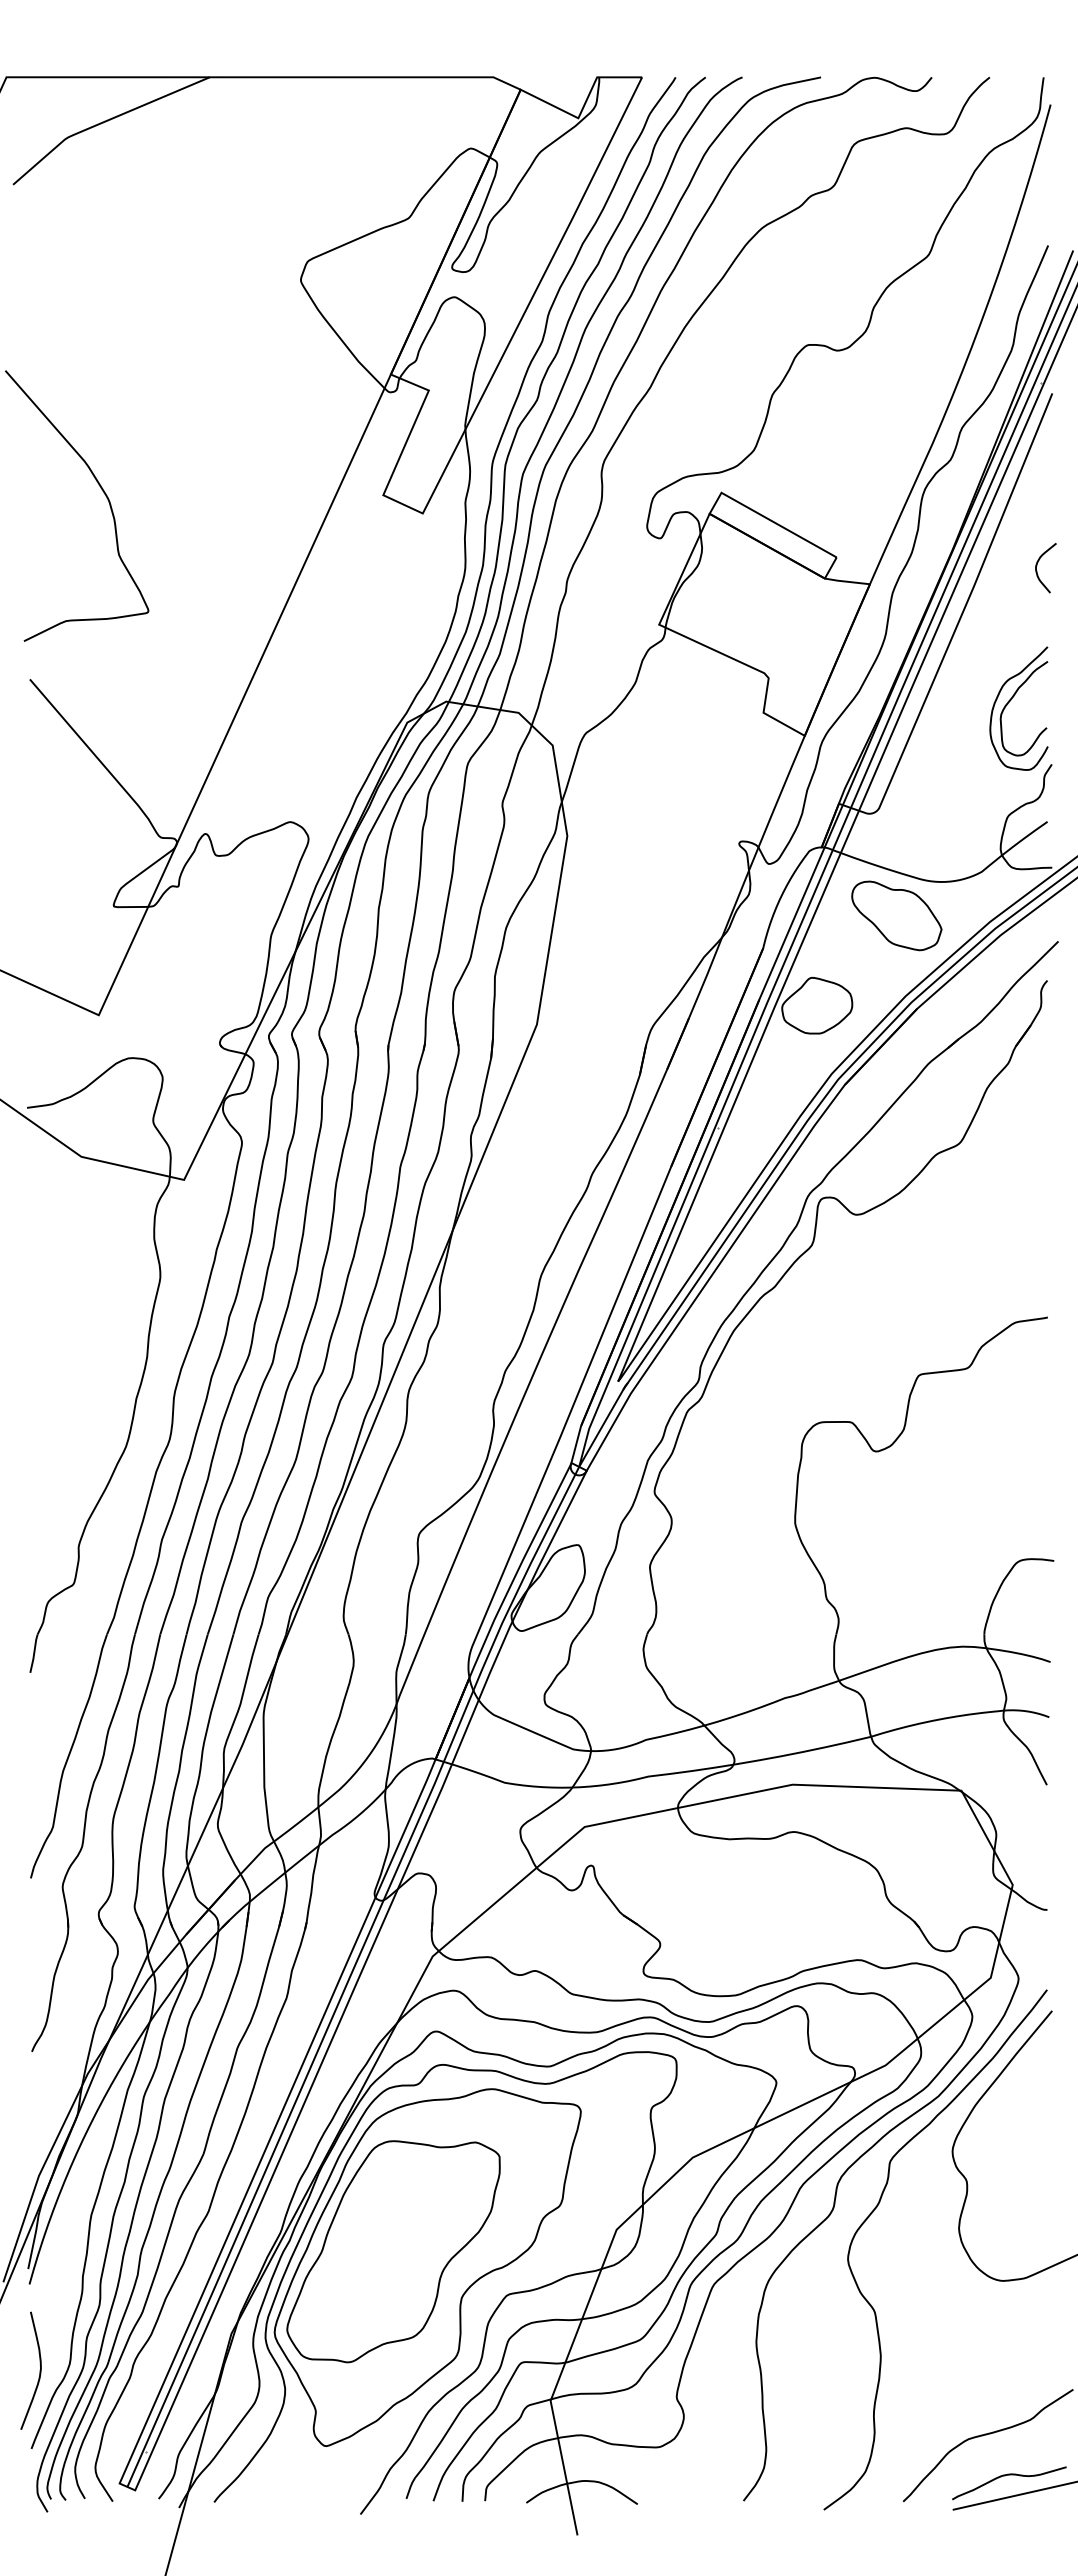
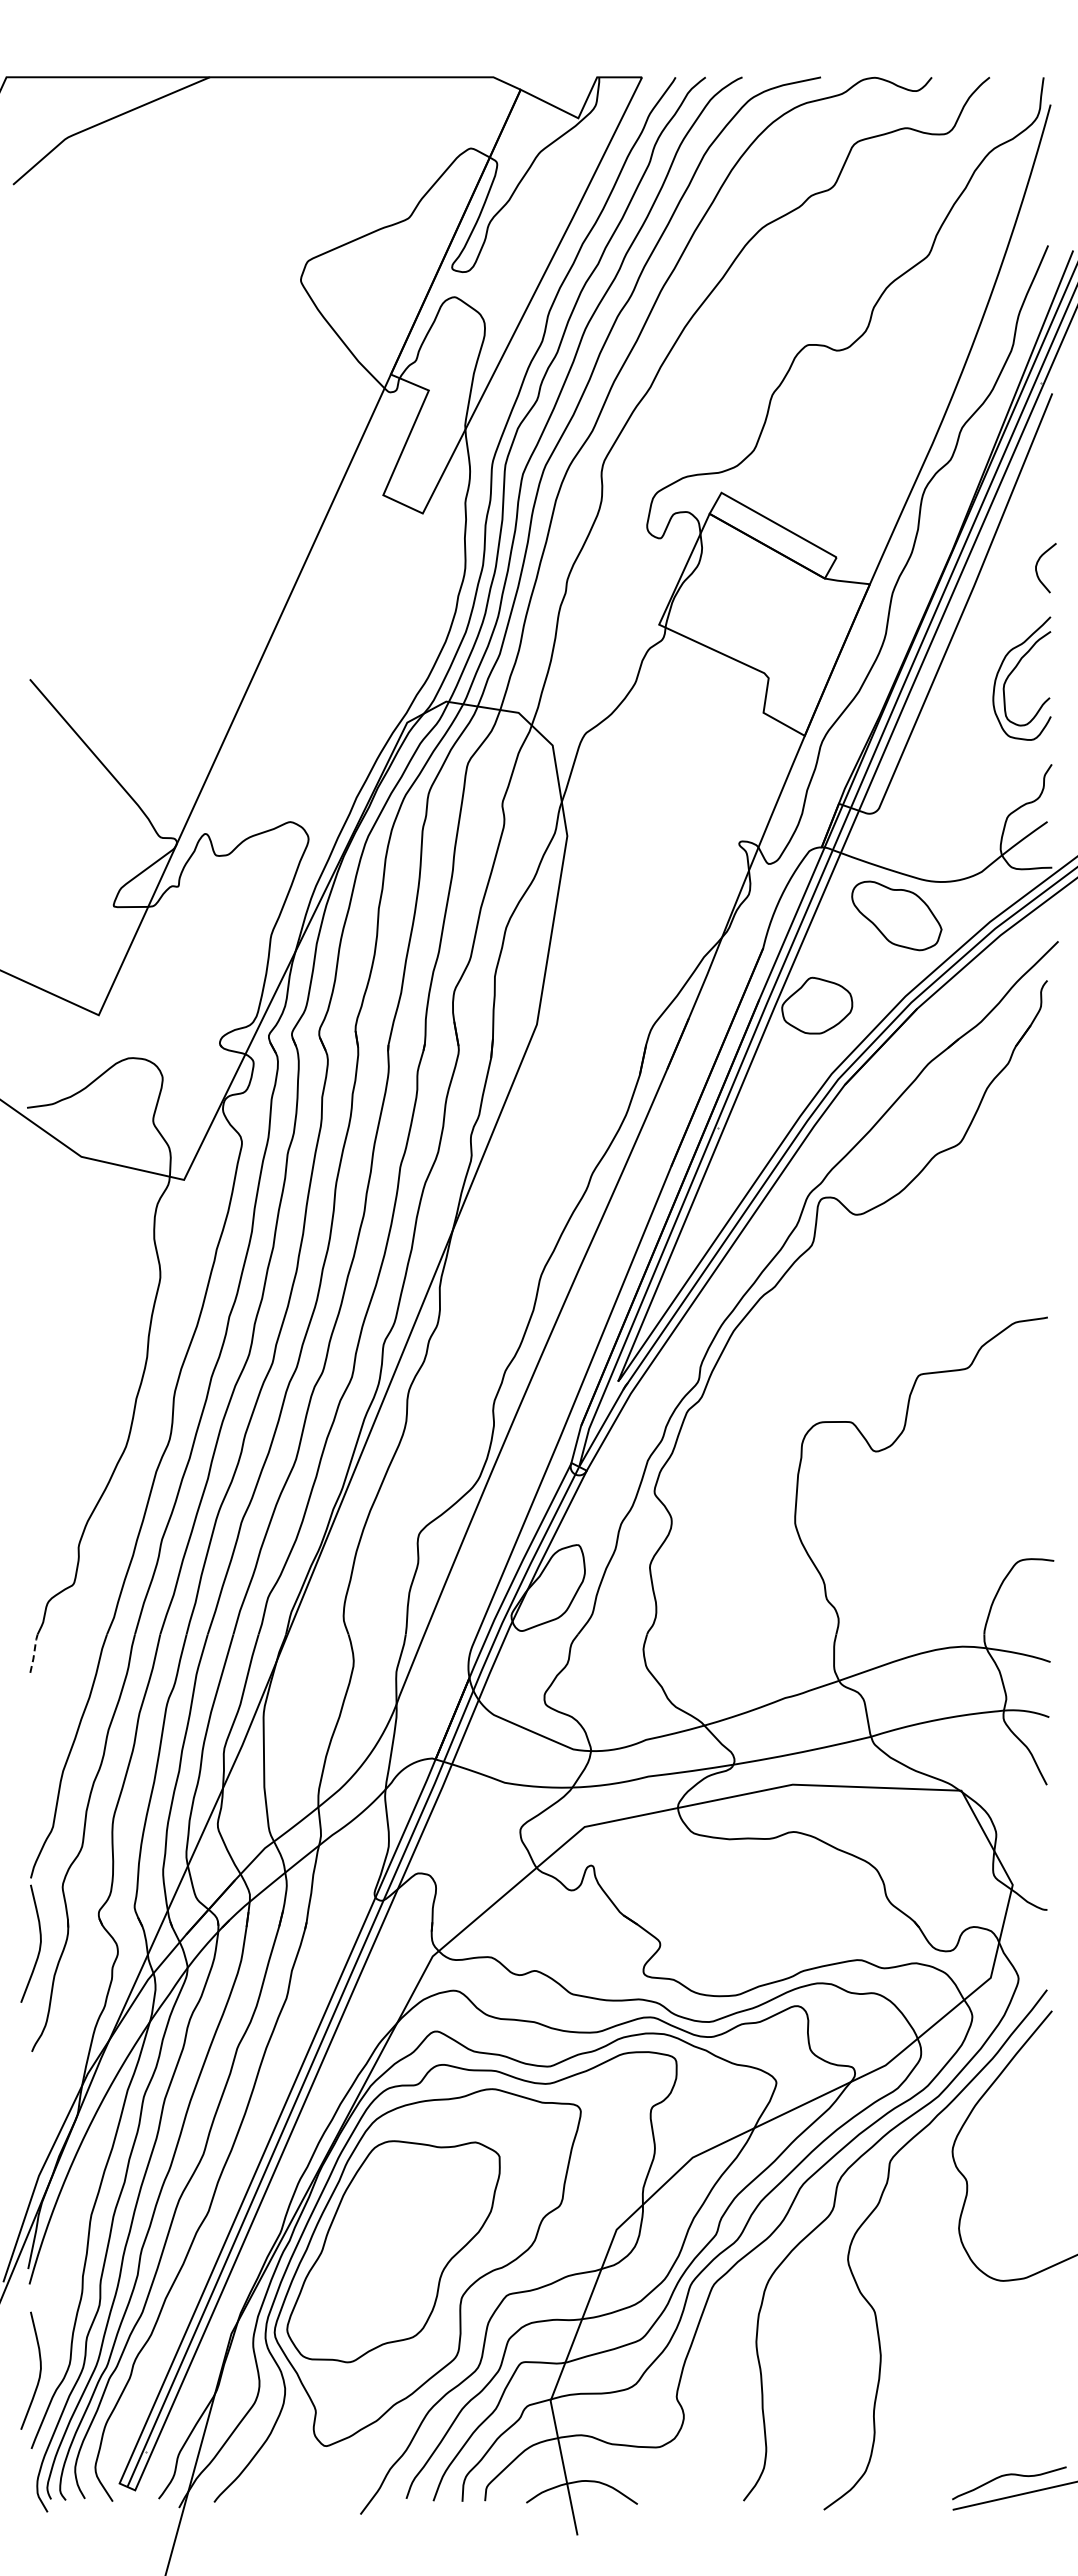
curve: present -> none (100, 488)
part position: (1011, 700) -> (1014, 670) (1014, 670)
line: solid -> dashed (34, 1653)
curve: none -> present (39, 1943)
curve: present -> none (986, 2435)
